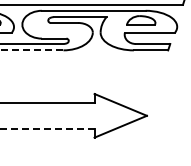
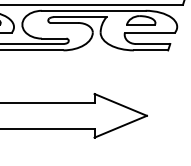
line: dashed -> solid (31, 50)
line: dashed -> solid (47, 128)
